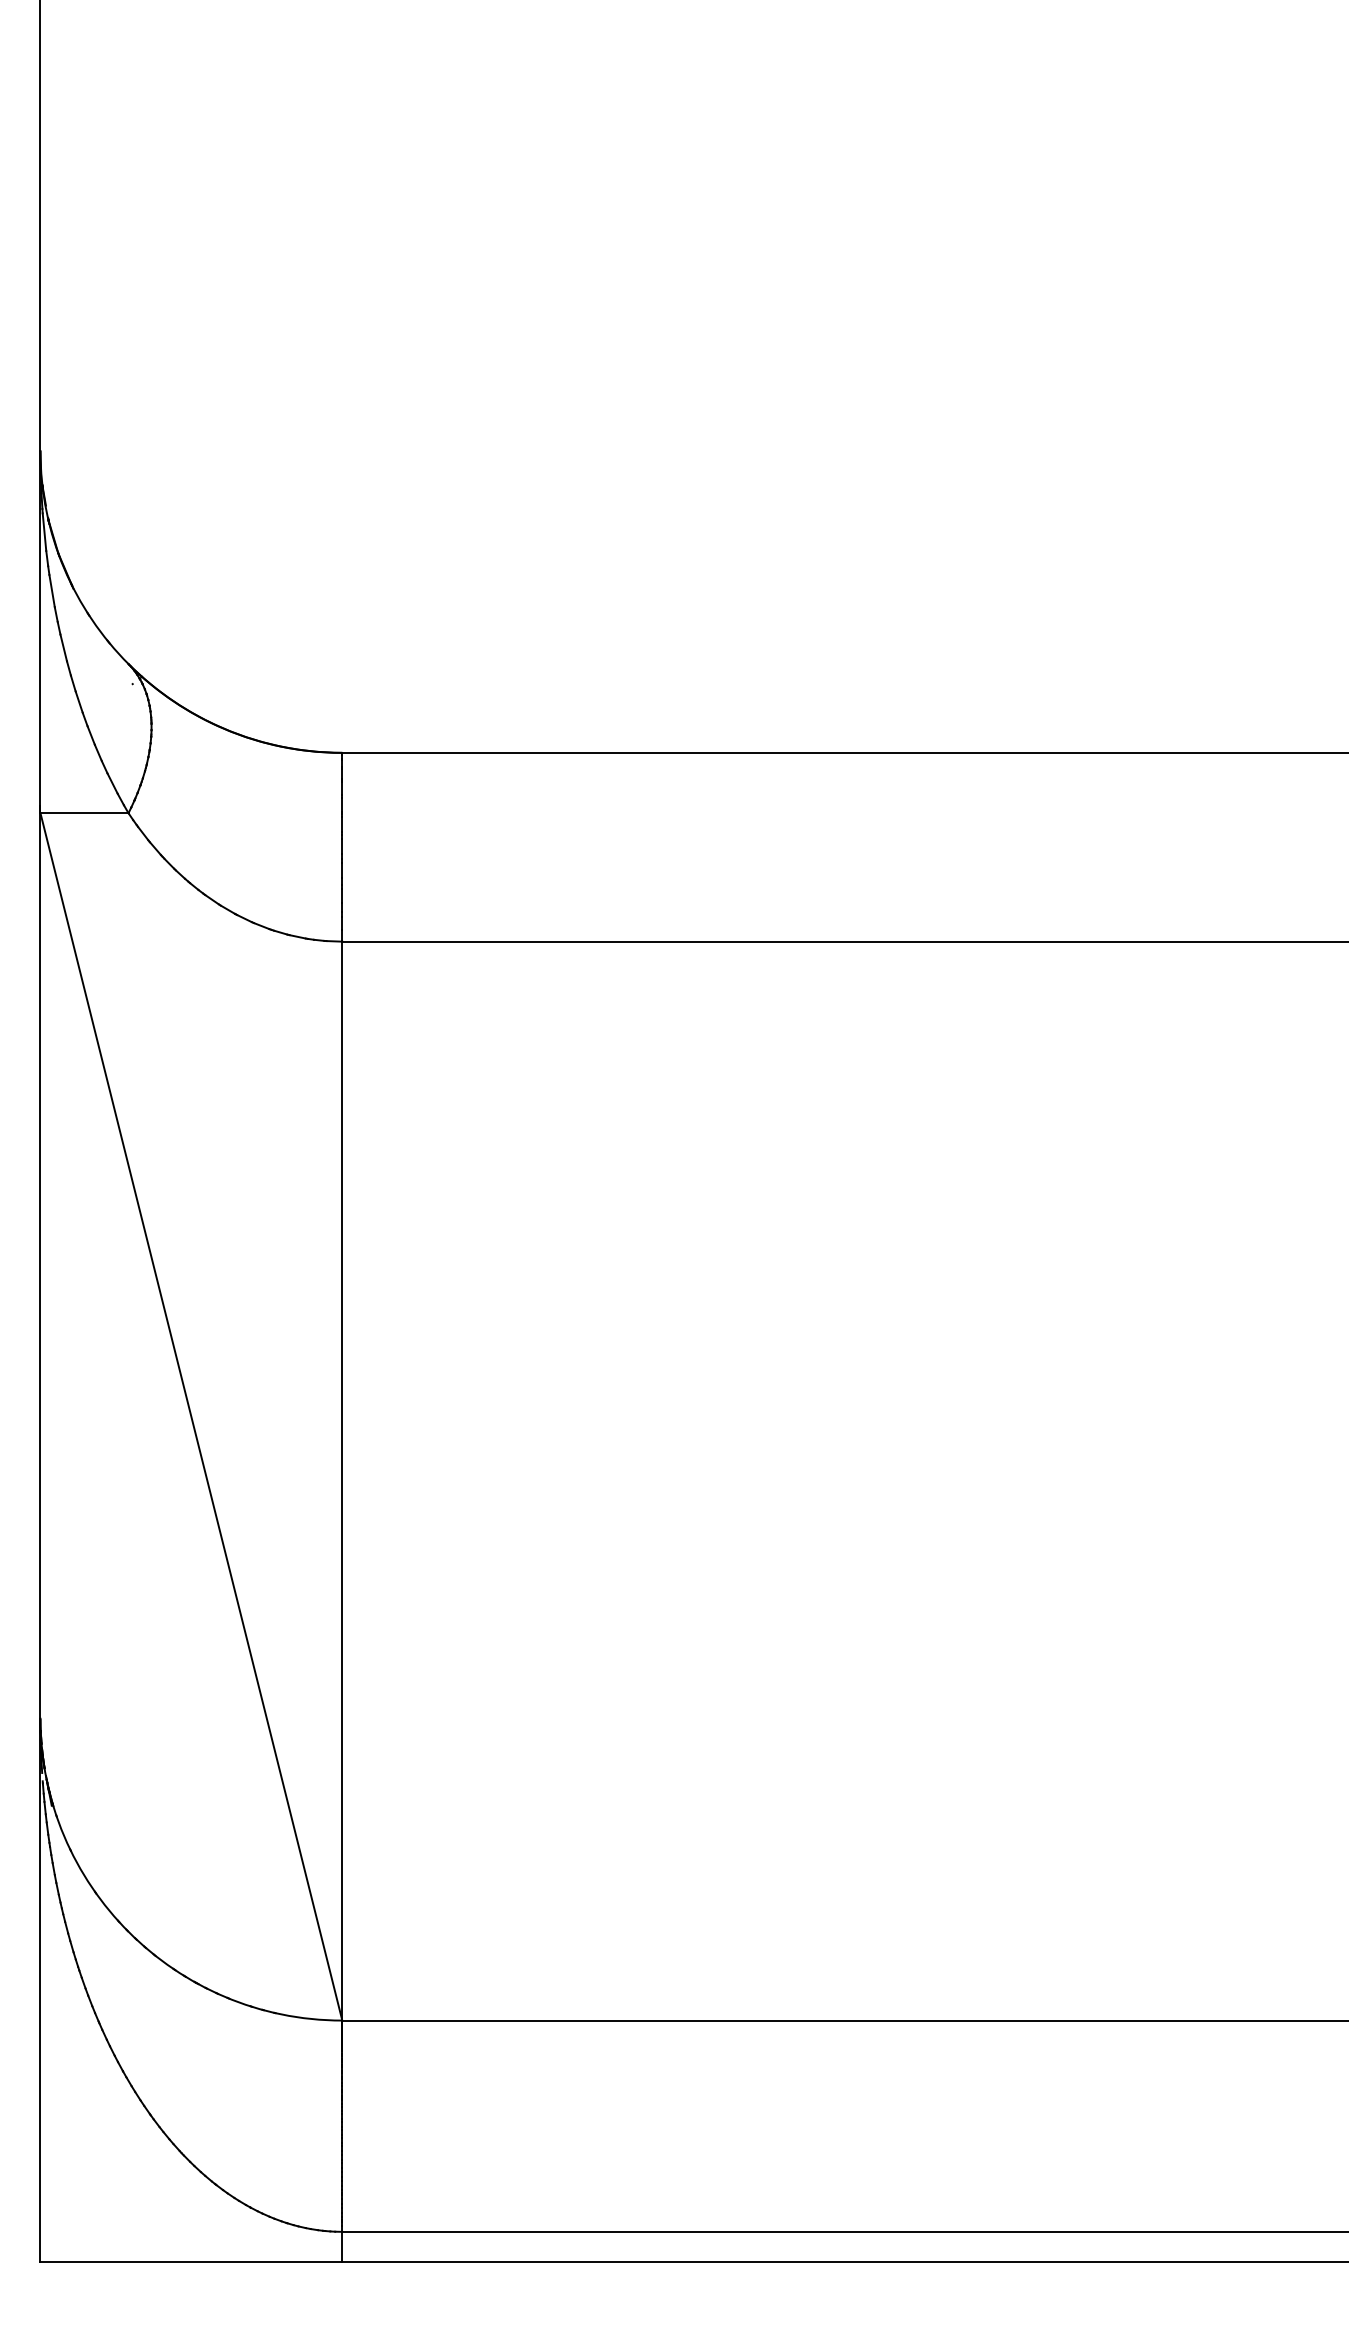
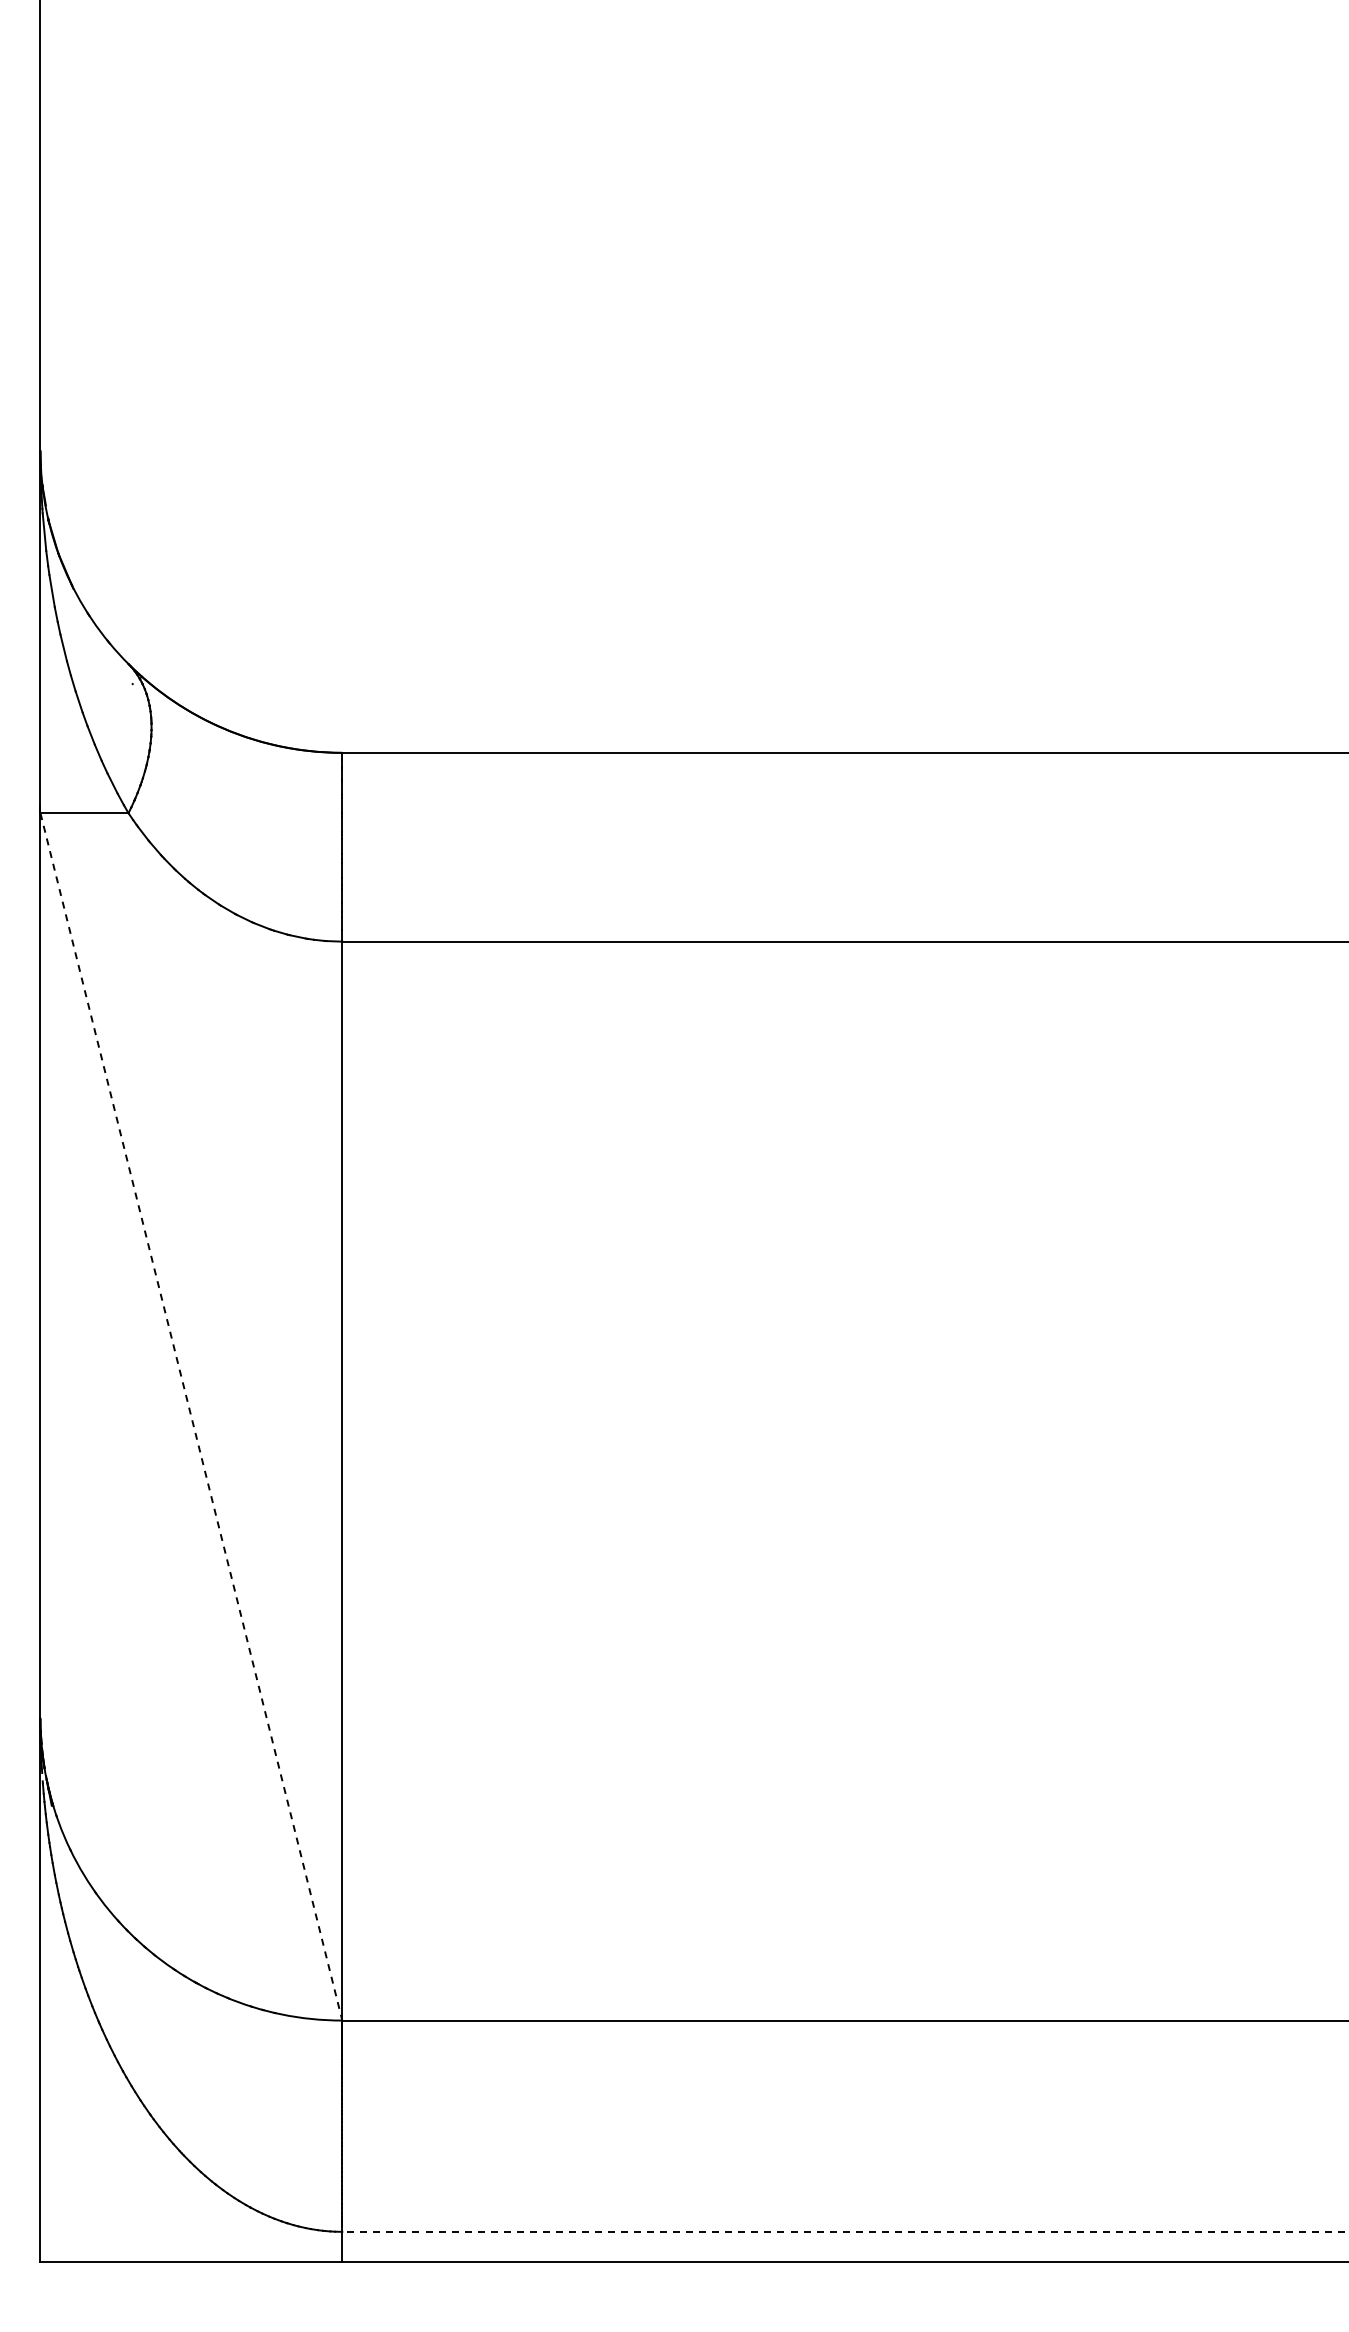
line: solid -> dashed (191, 1417)
line: solid -> dashed (845, 2231)
